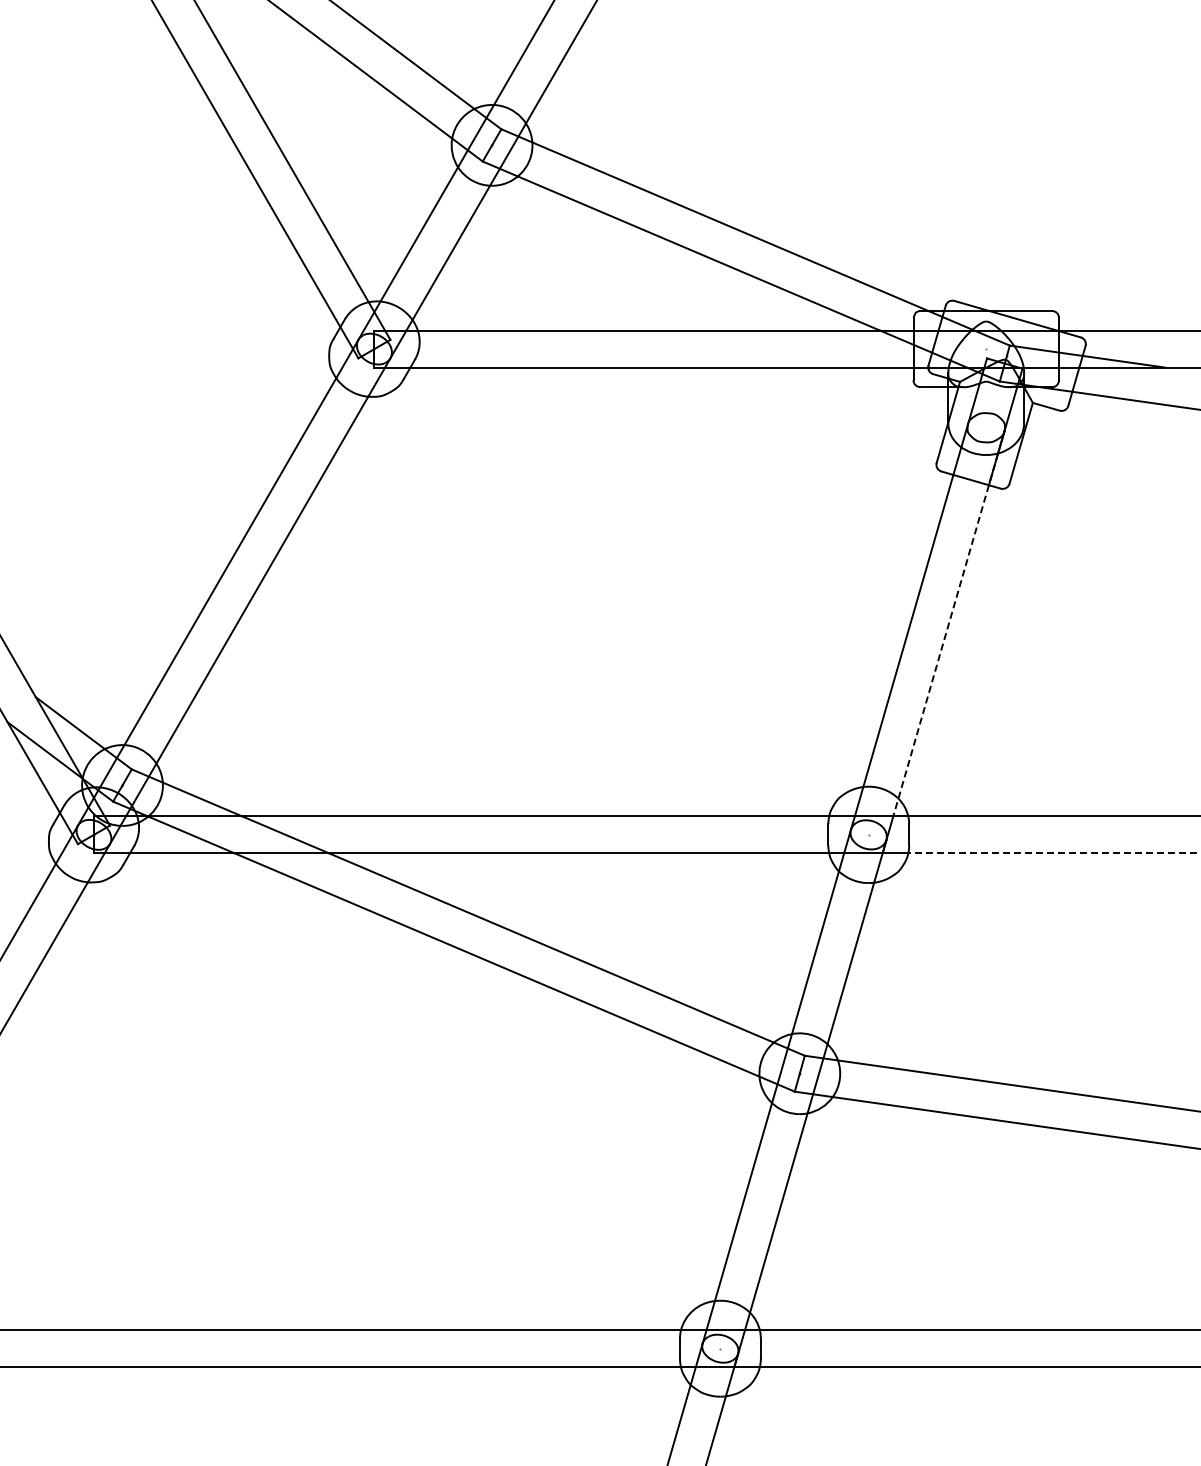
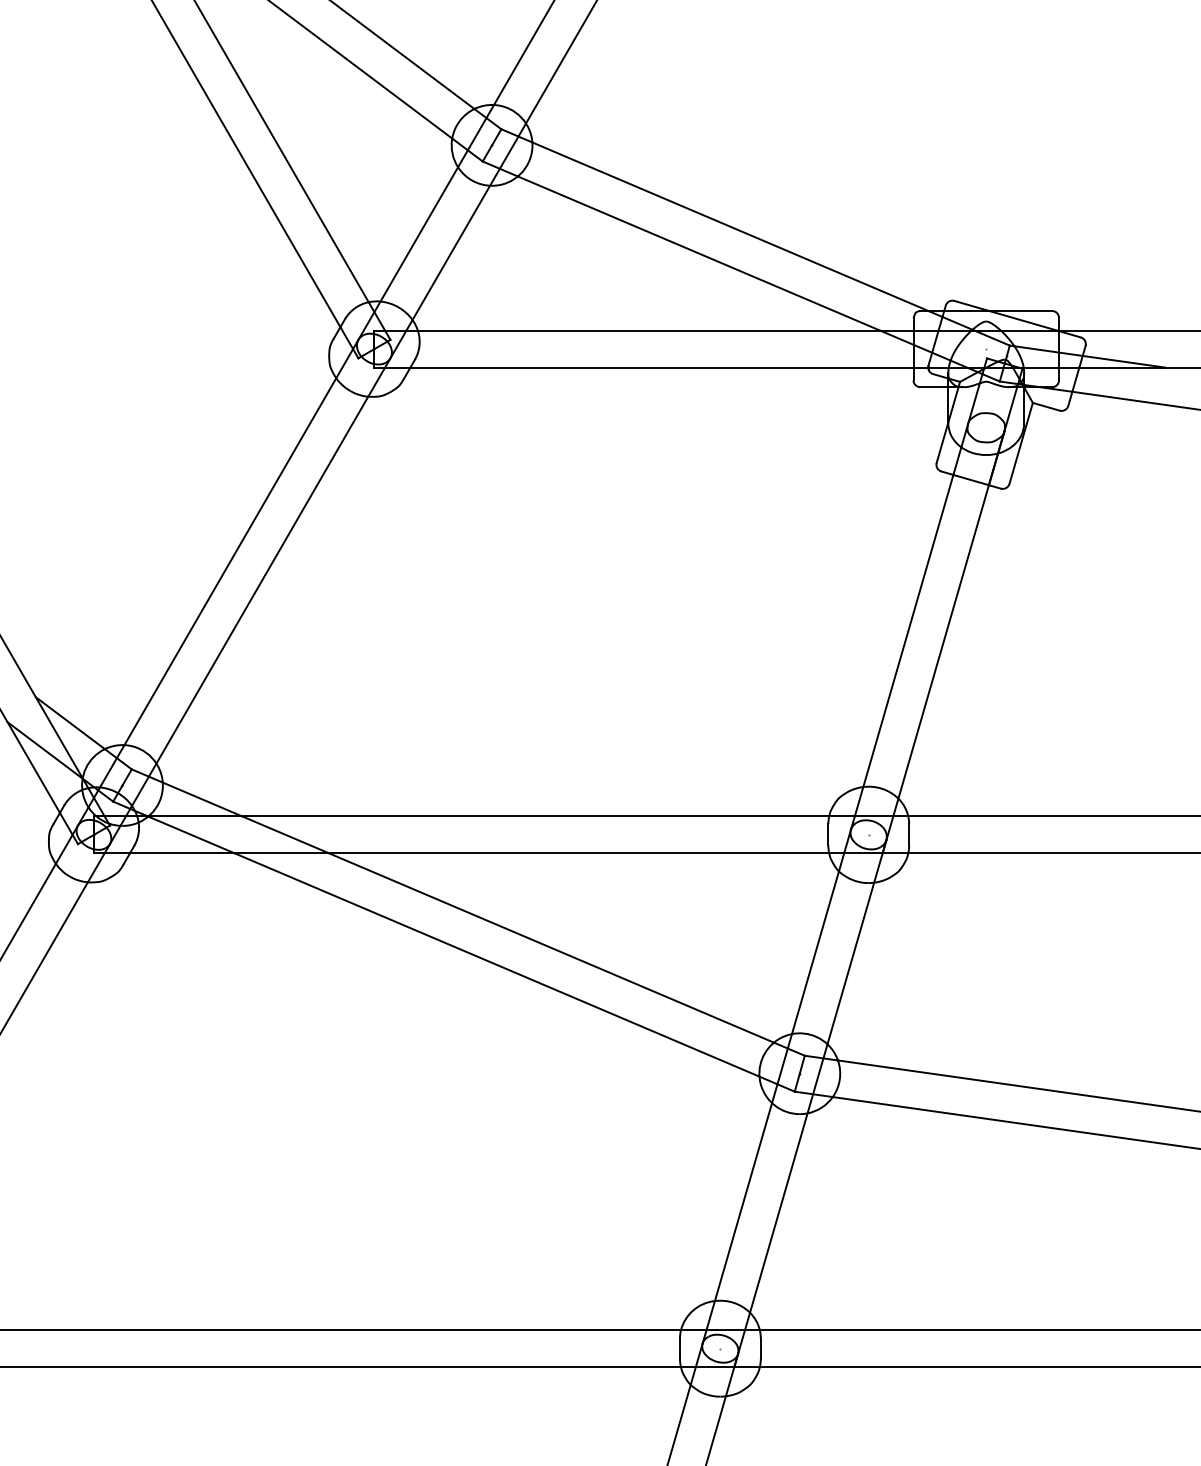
line: dashed -> solid (945, 634)
line: dashed -> solid (1054, 853)
